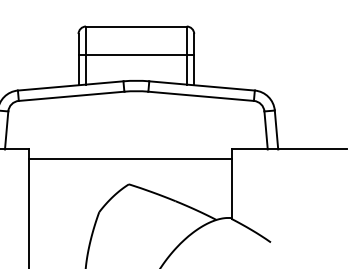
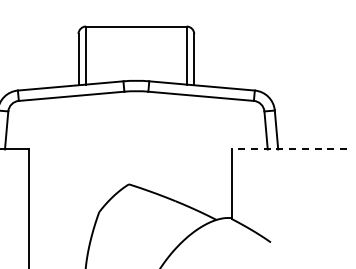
line: present -> none (136, 55)
line: solid -> dashed (289, 149)
line: present -> none (130, 159)
